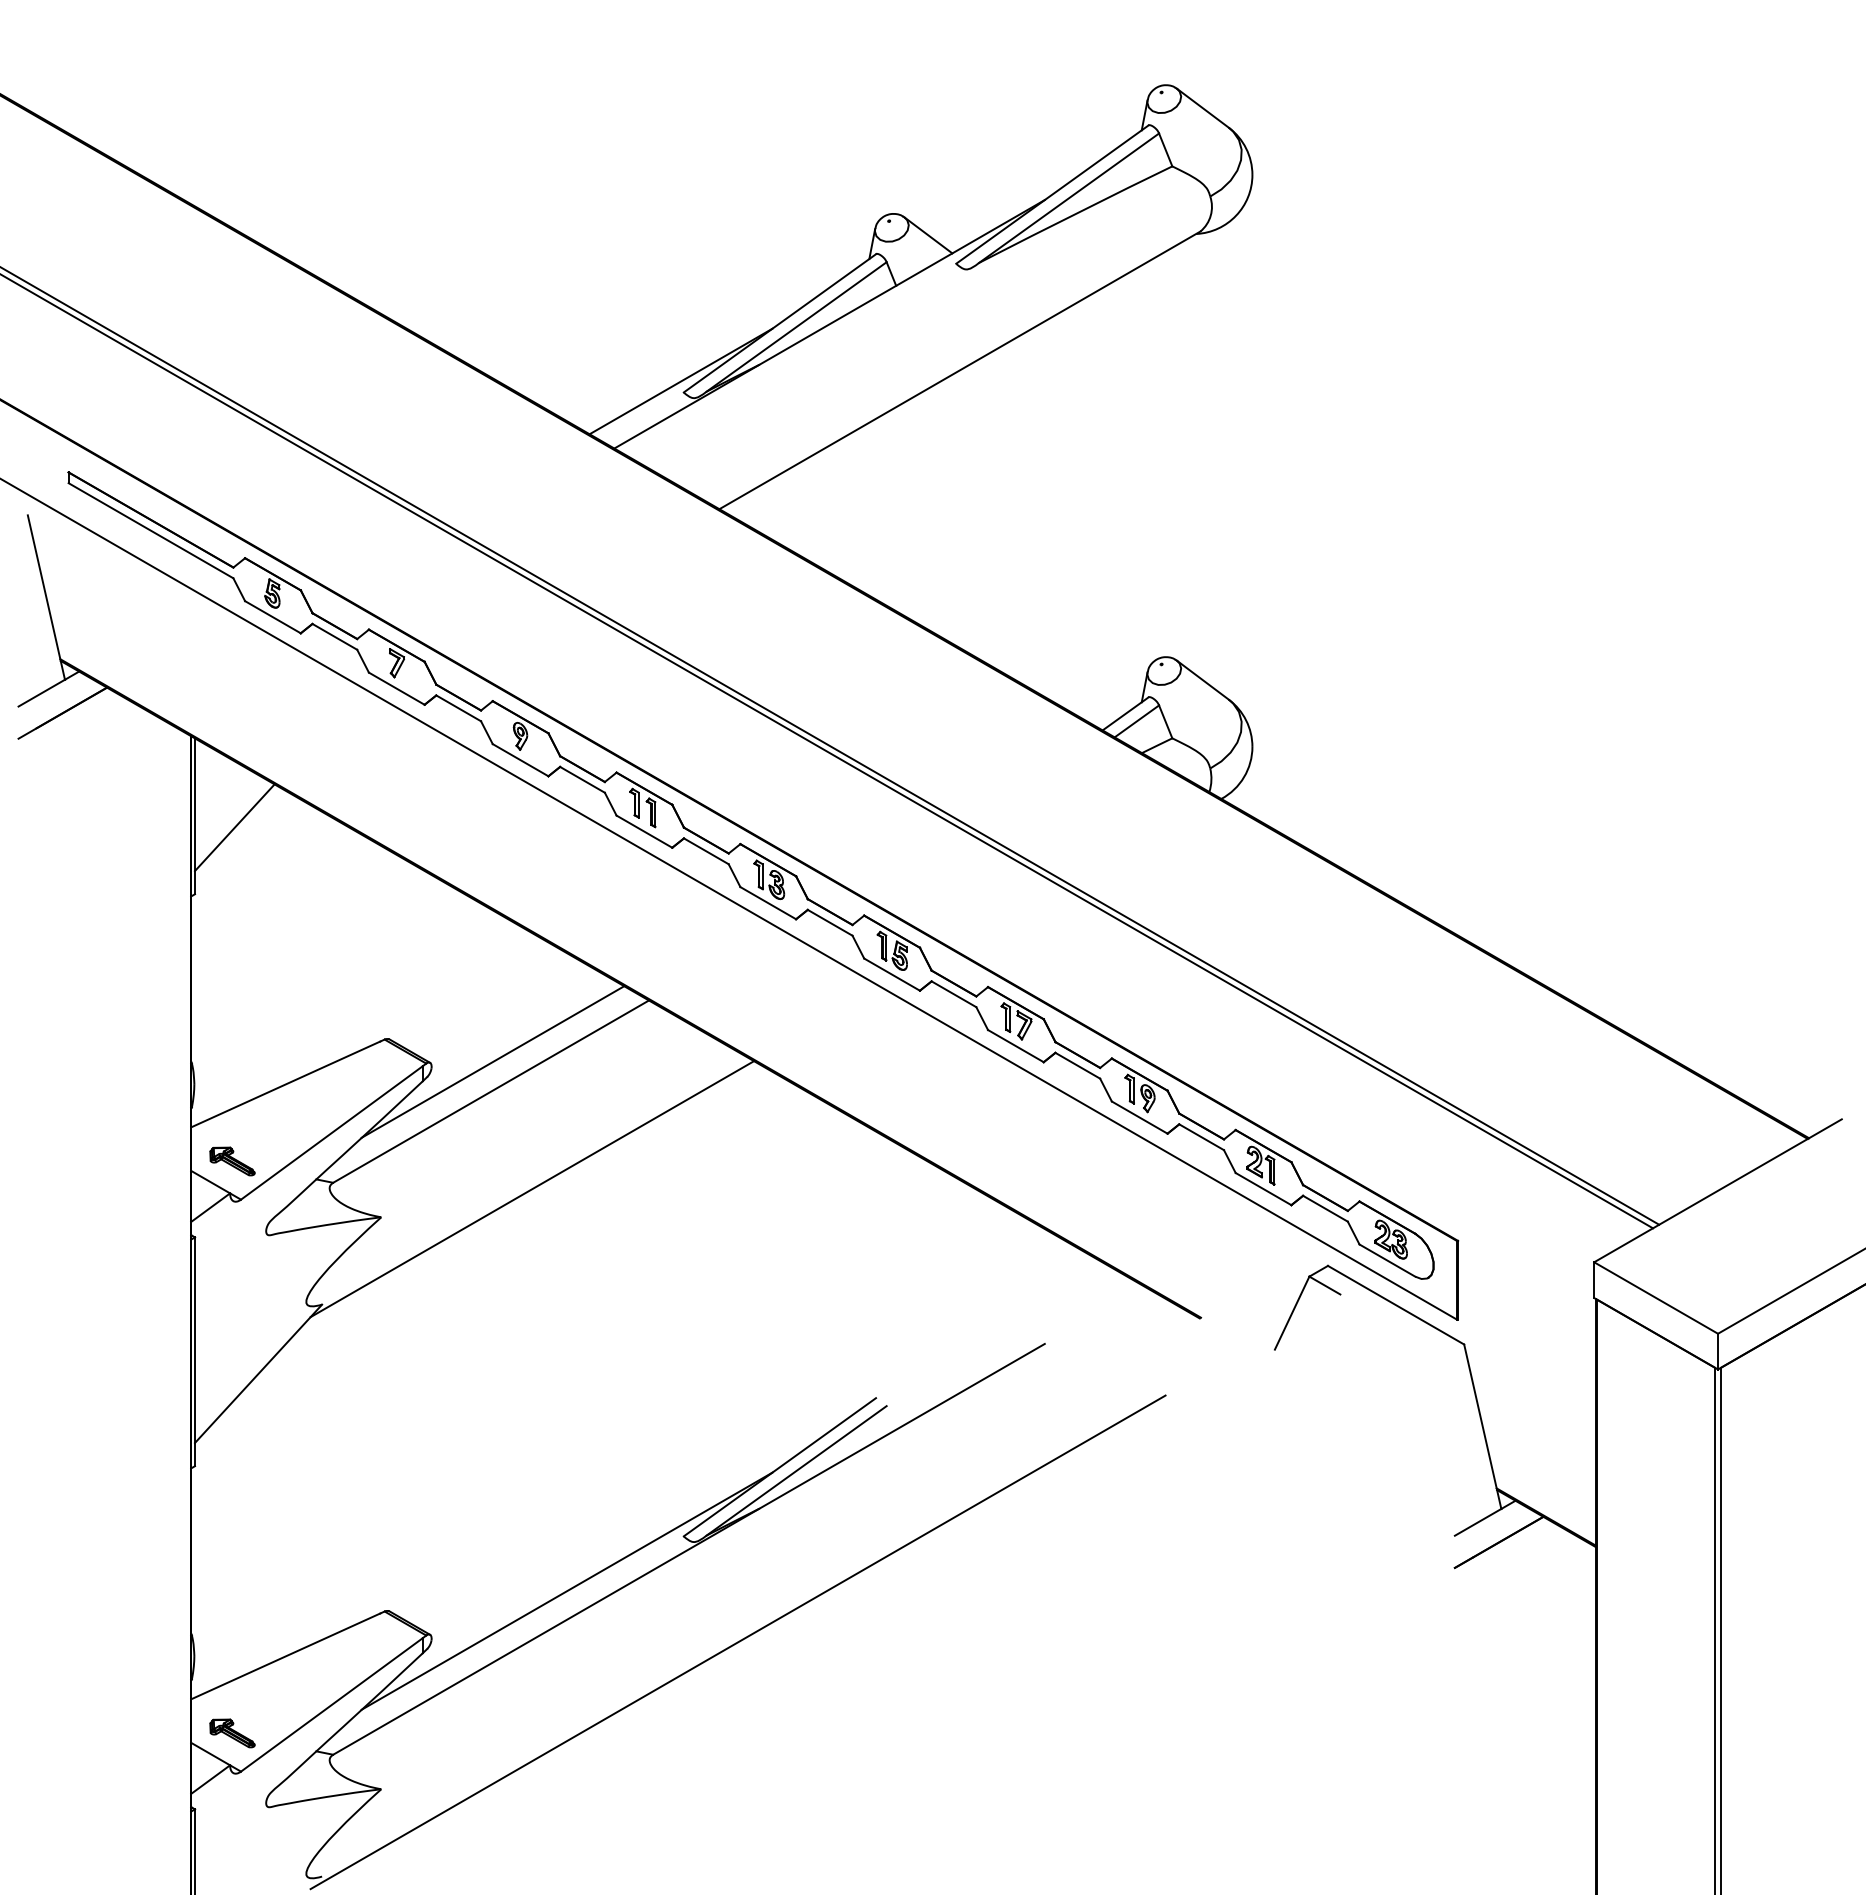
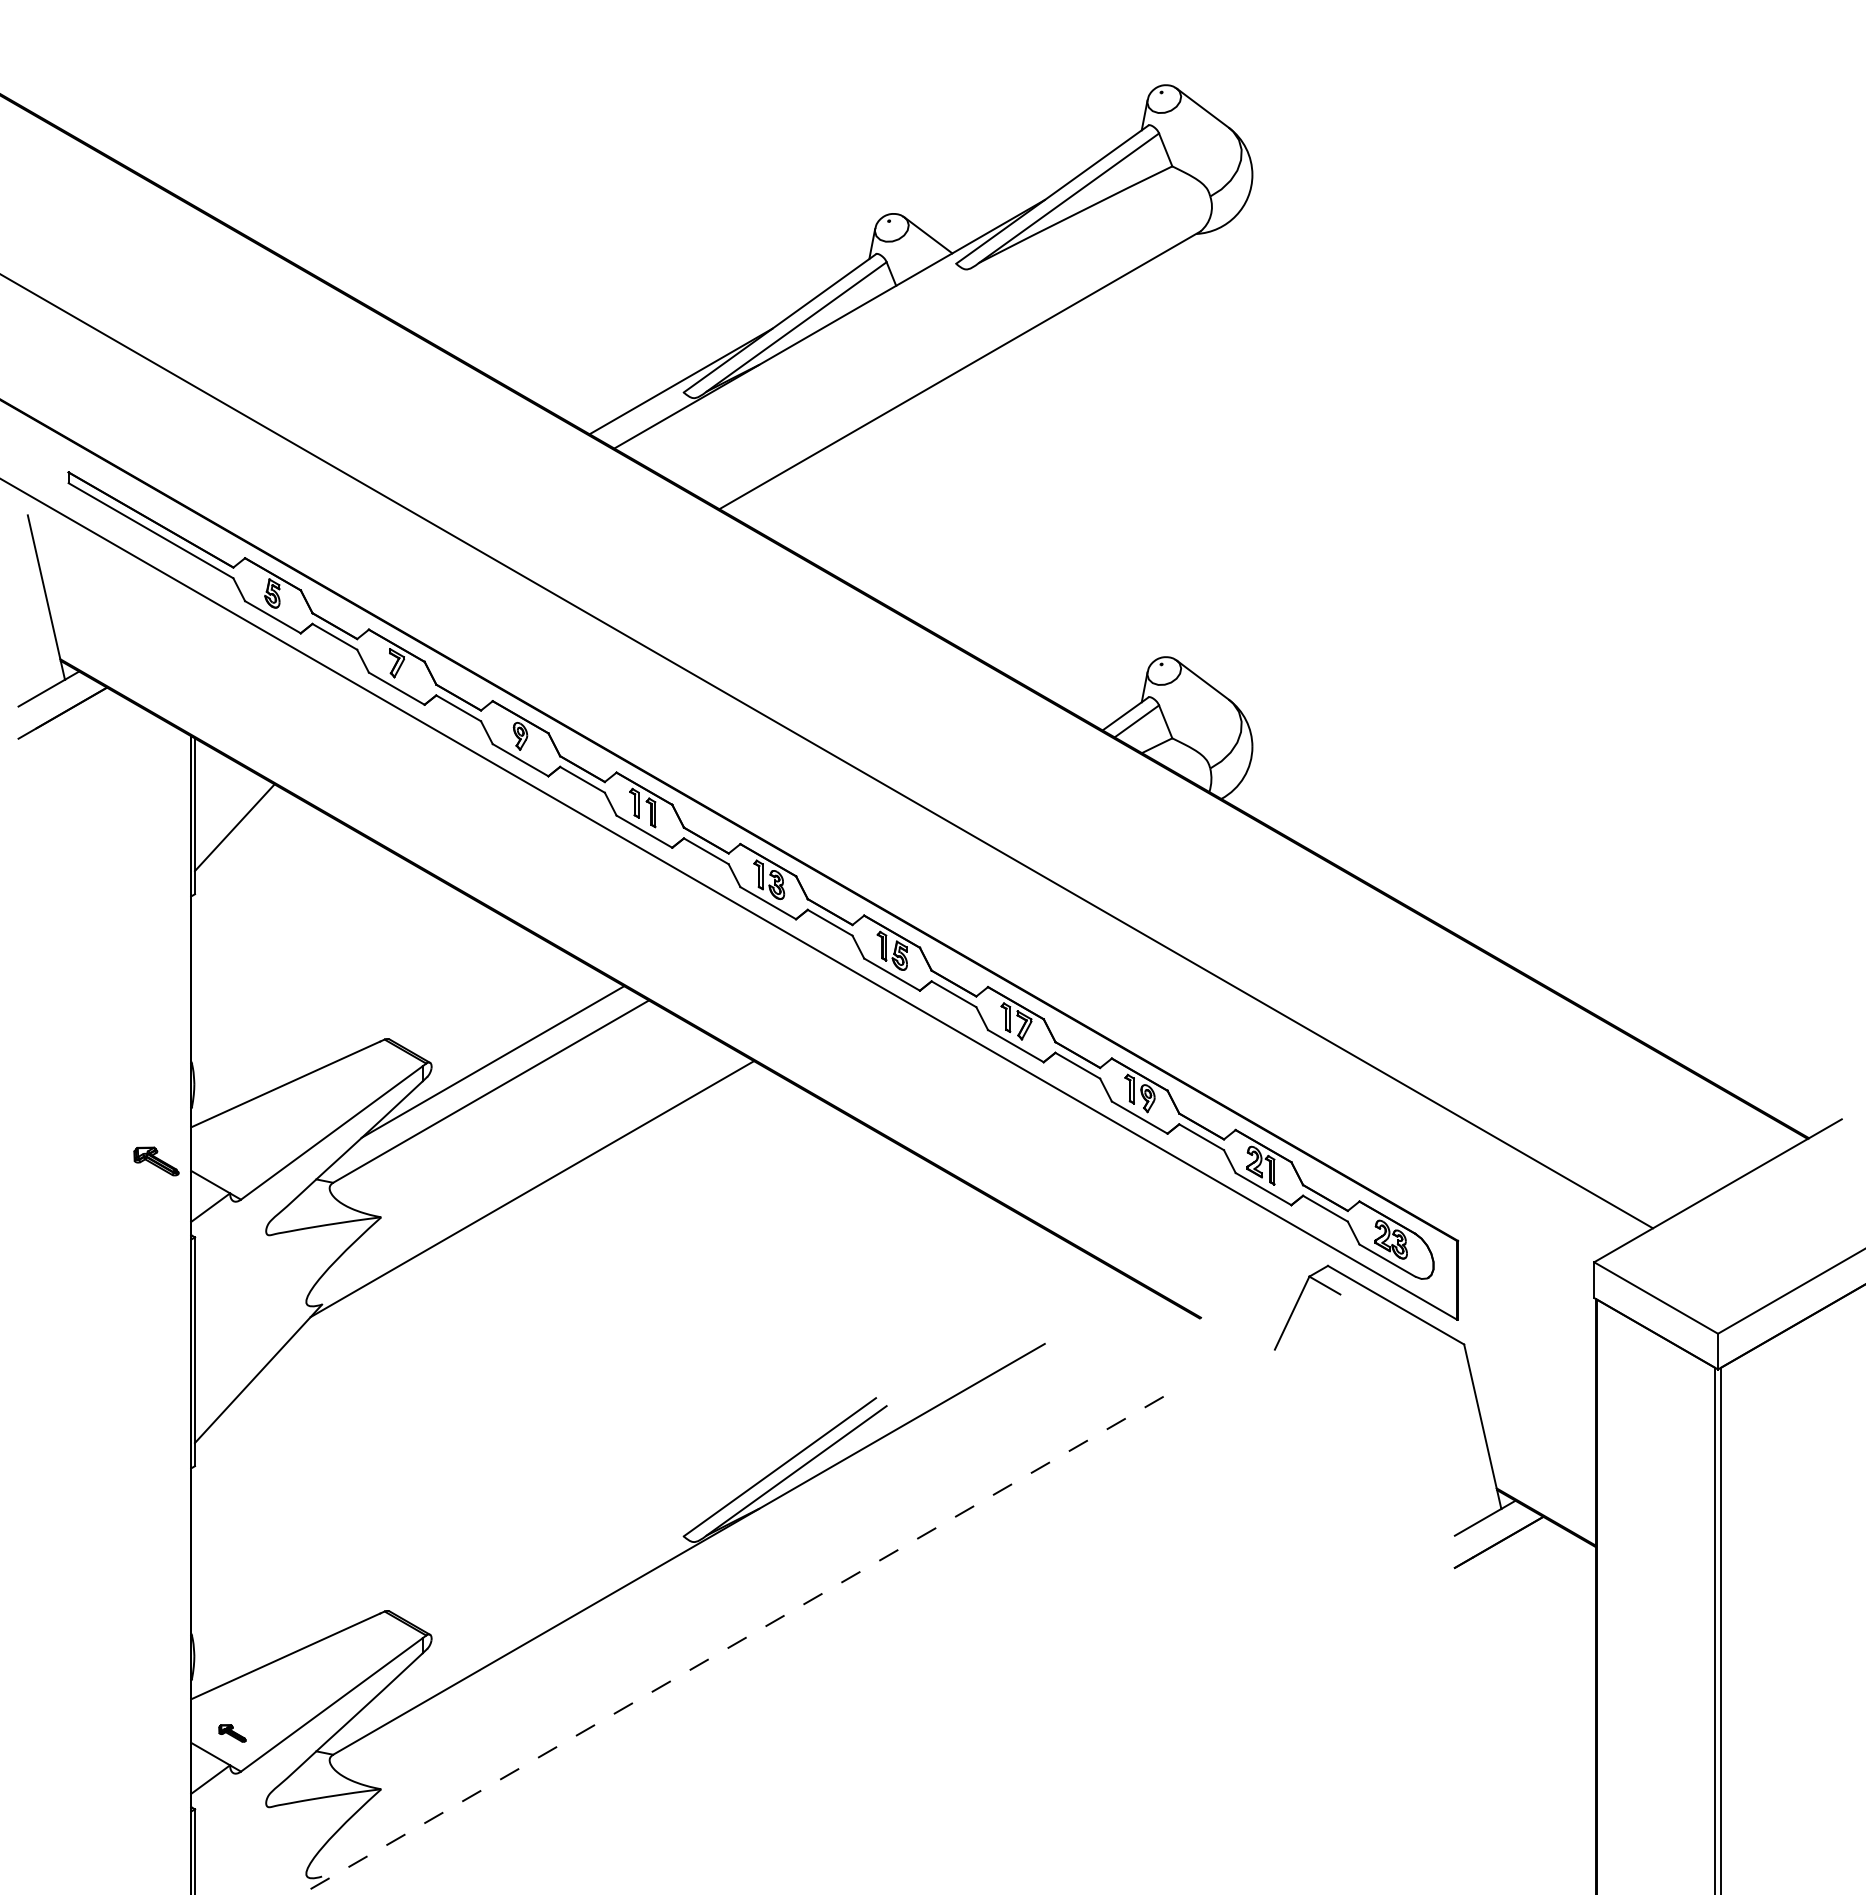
line: present -> none (830, 746)
part position: (232, 1161) -> (156, 1161) (156, 1161)
line: present -> none (566, 1590)
line: solid -> dashed (738, 1642)
part size: 47x31 px -> 29x19 px (232, 1733)
